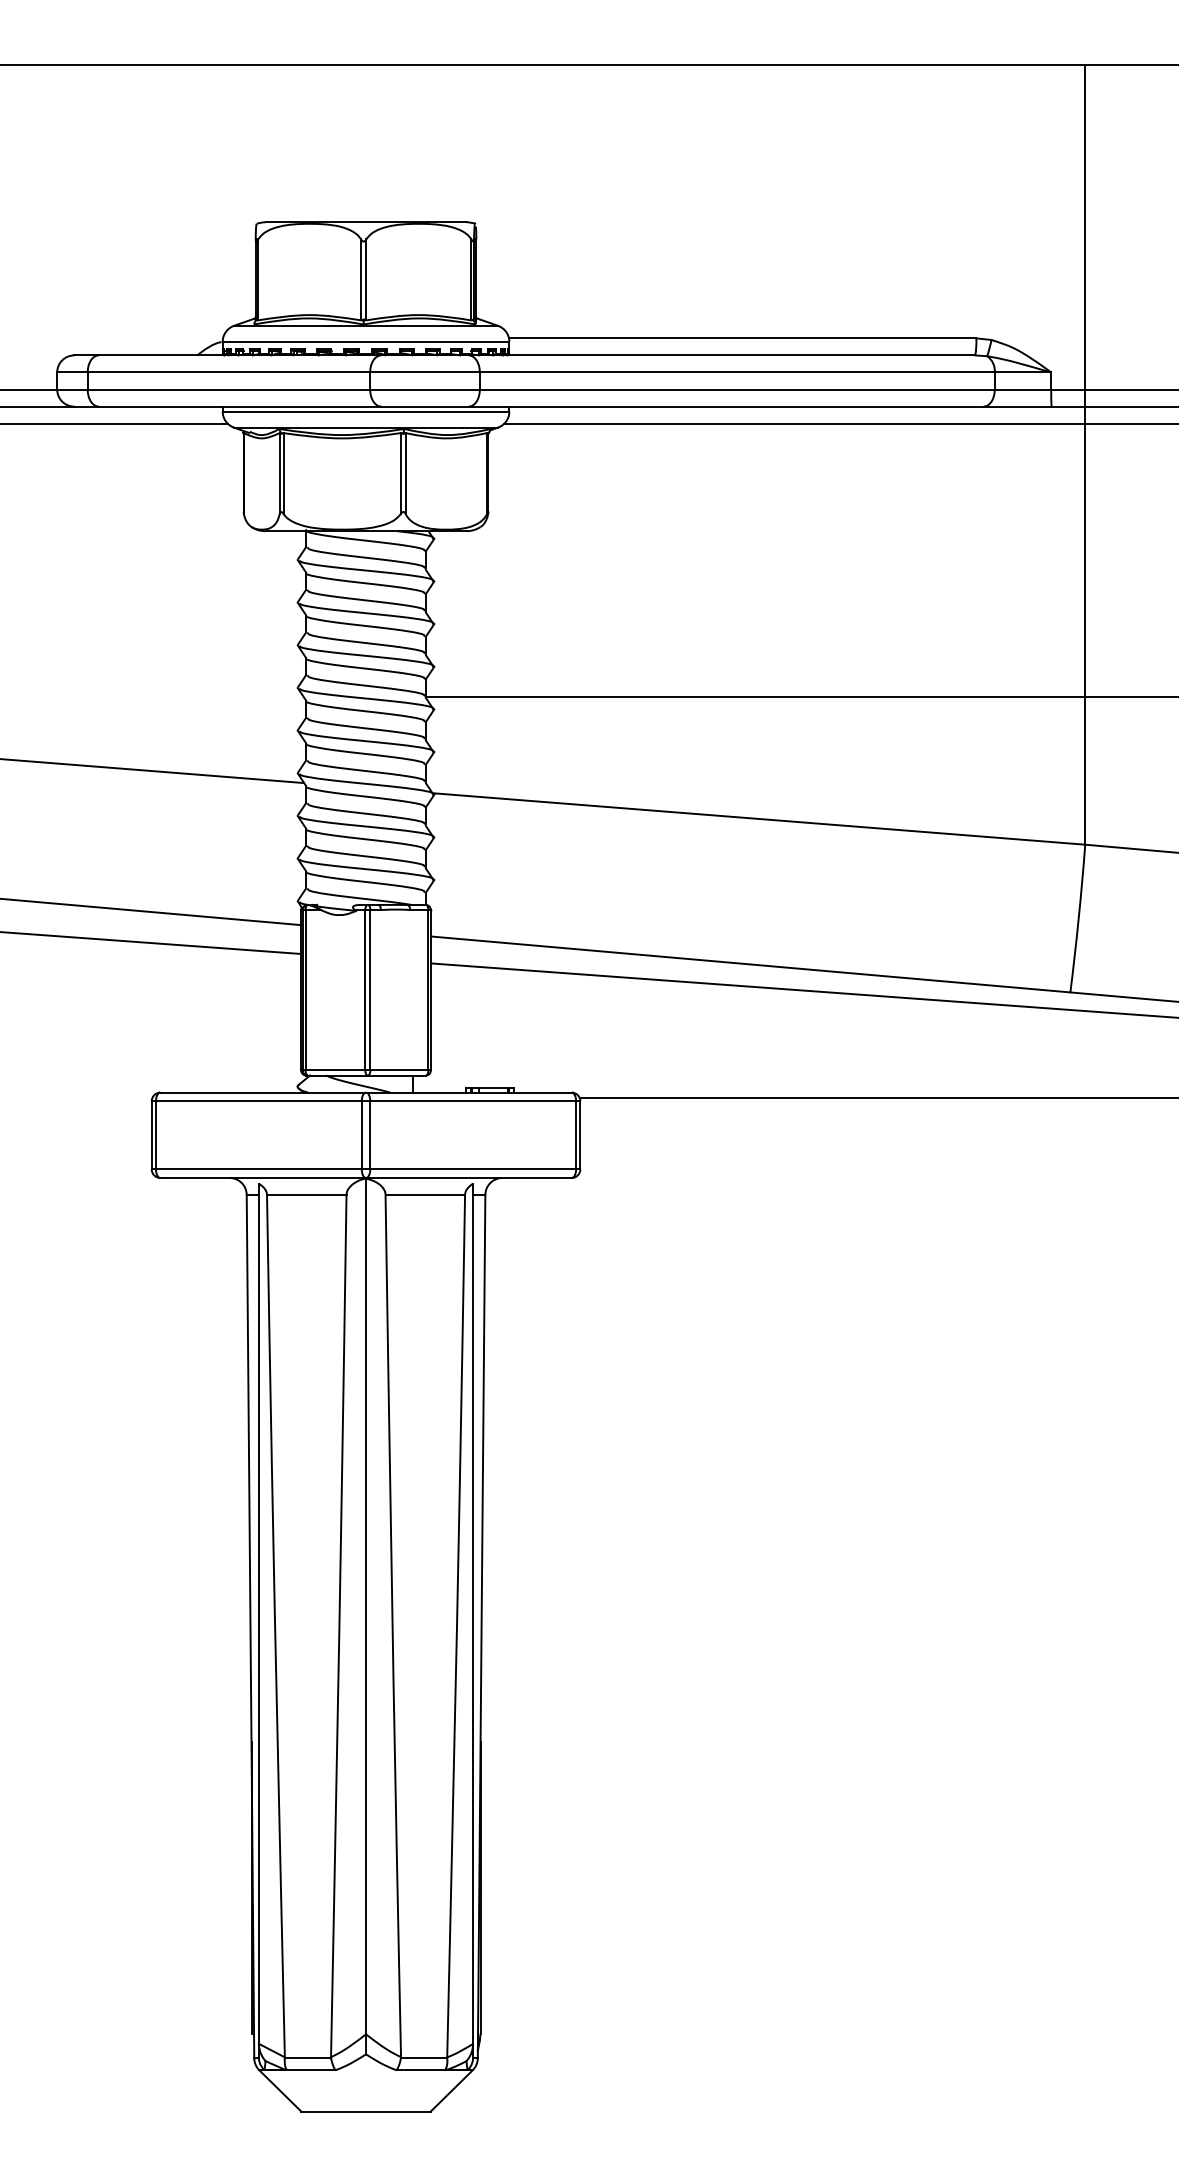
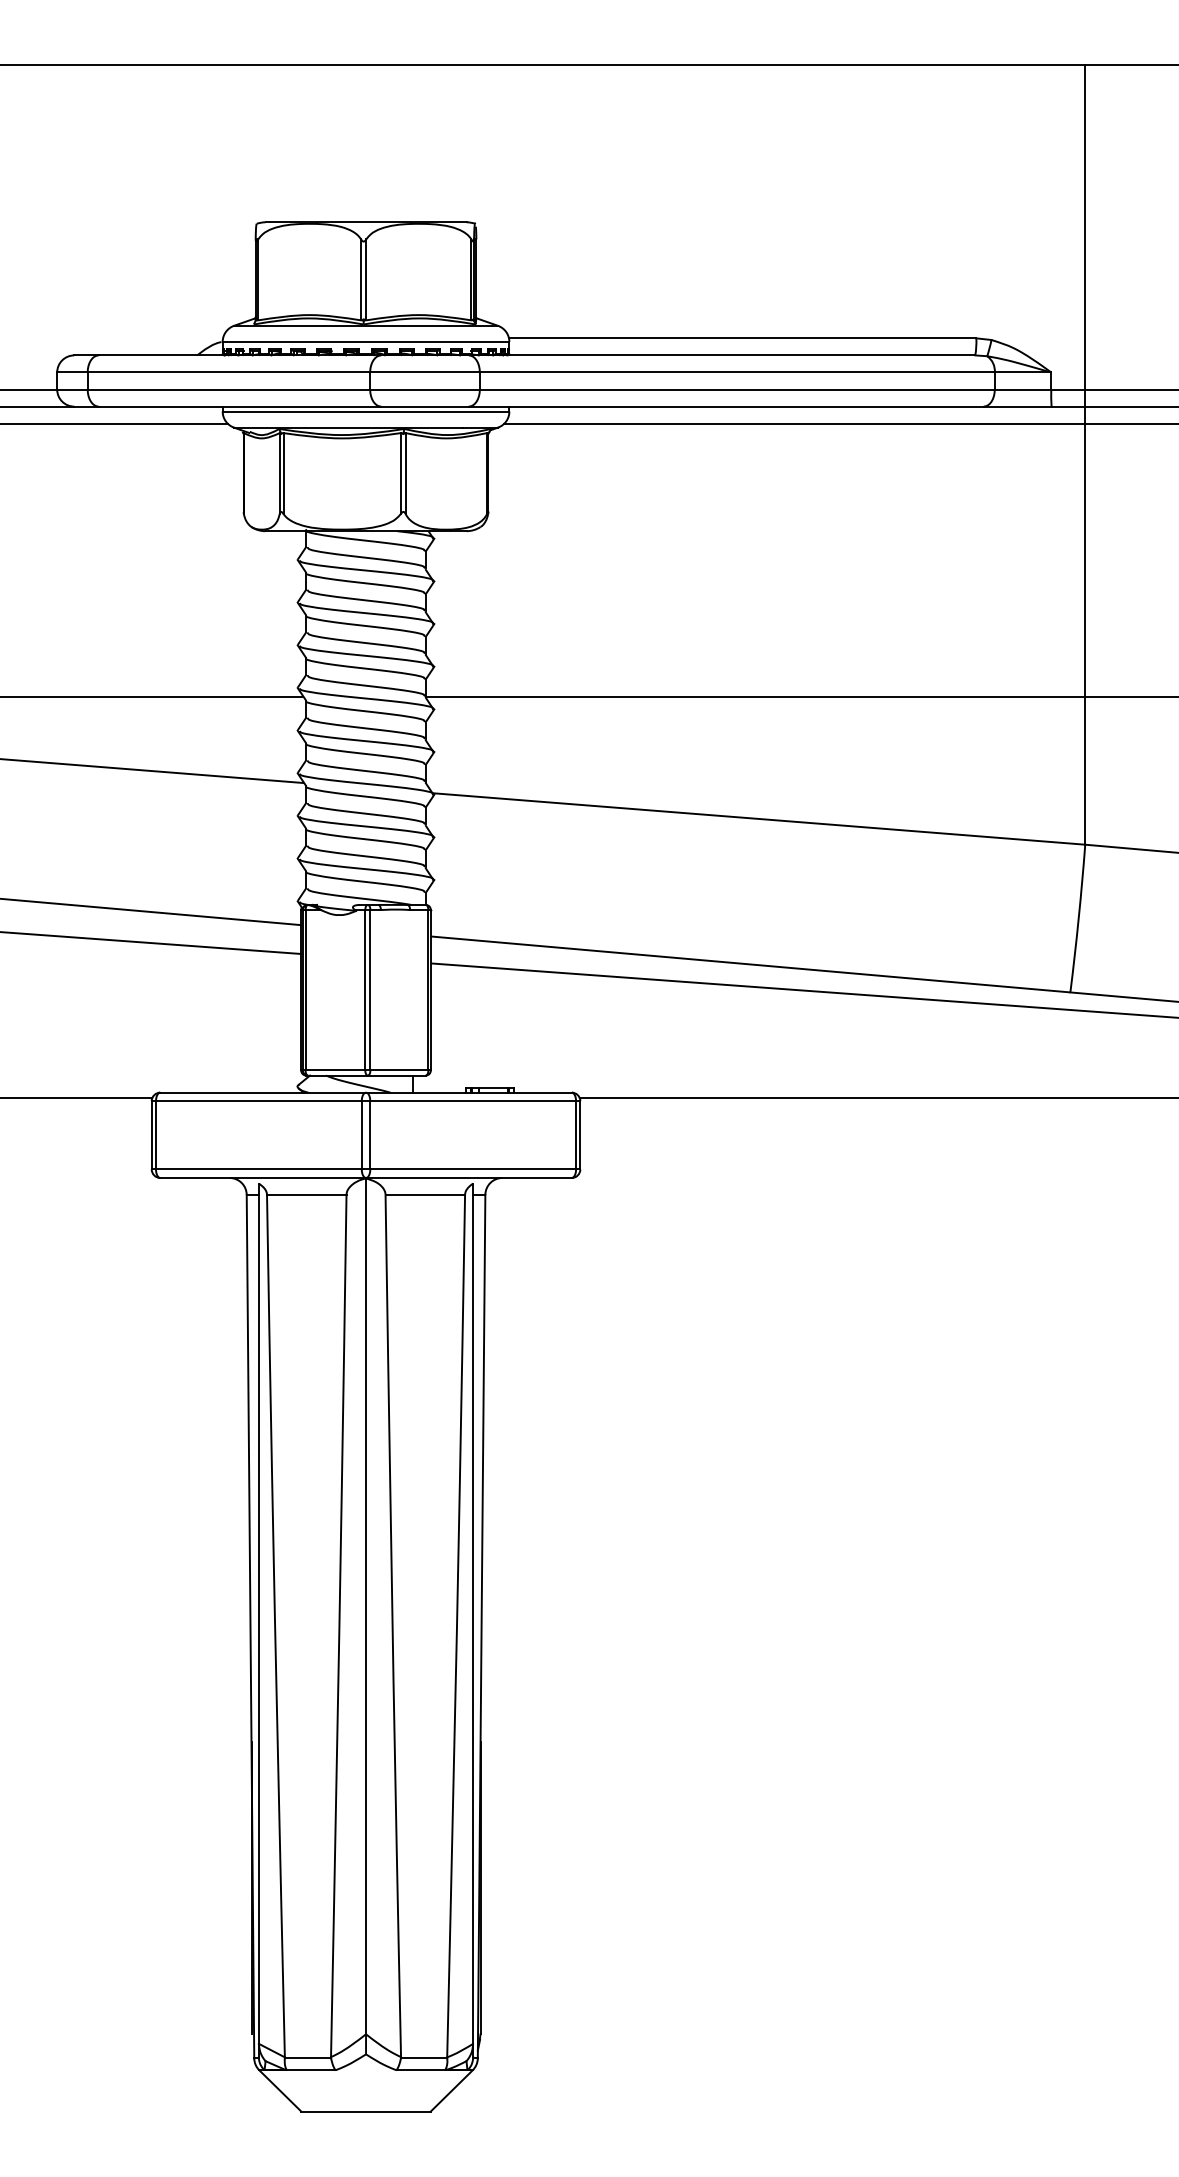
line: none -> present (152, 696)
line: none -> present (77, 1097)
